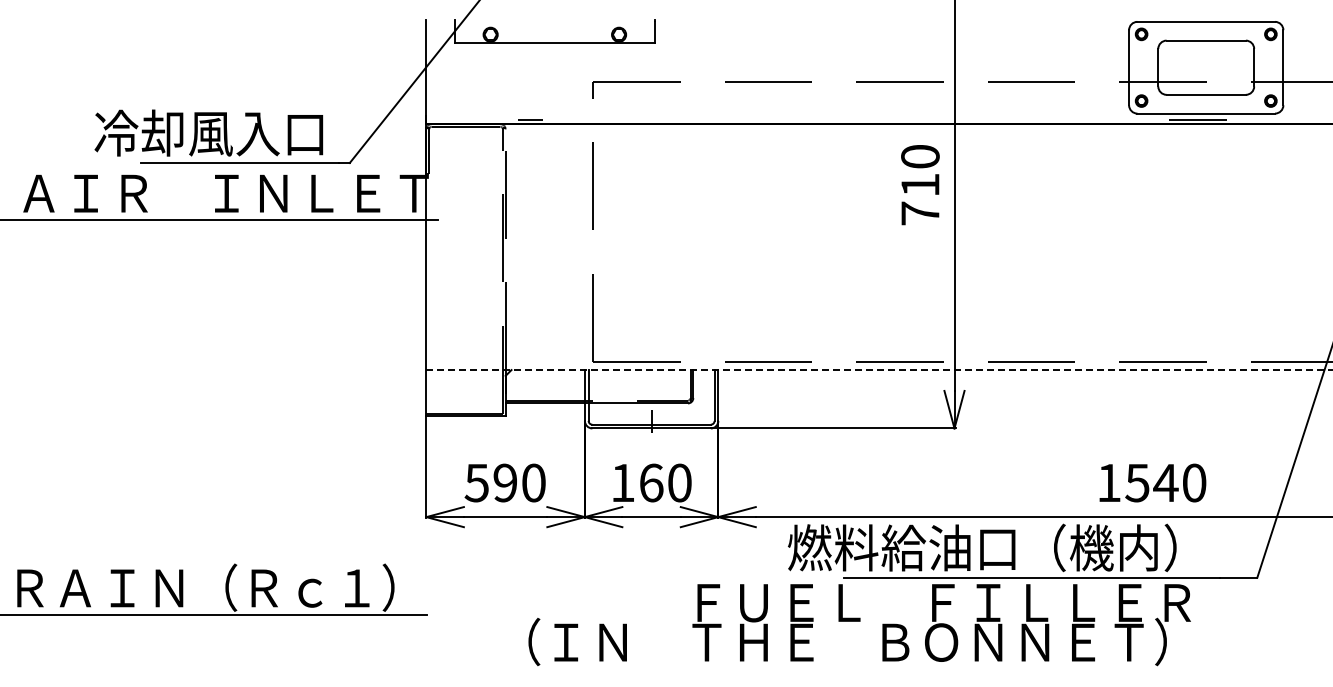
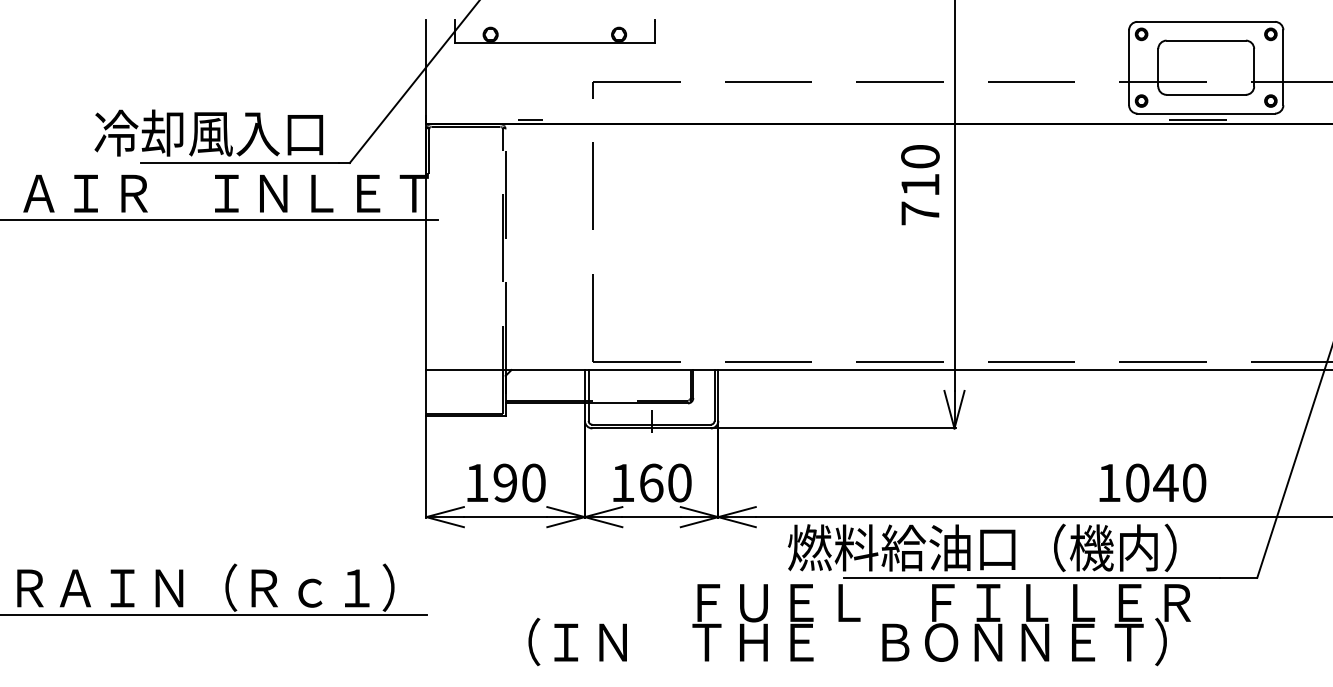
line: dashed -> solid (879, 370)
text: 1540 -> 1040 (1137, 482)
text: 590 -> 190 (476, 483)
